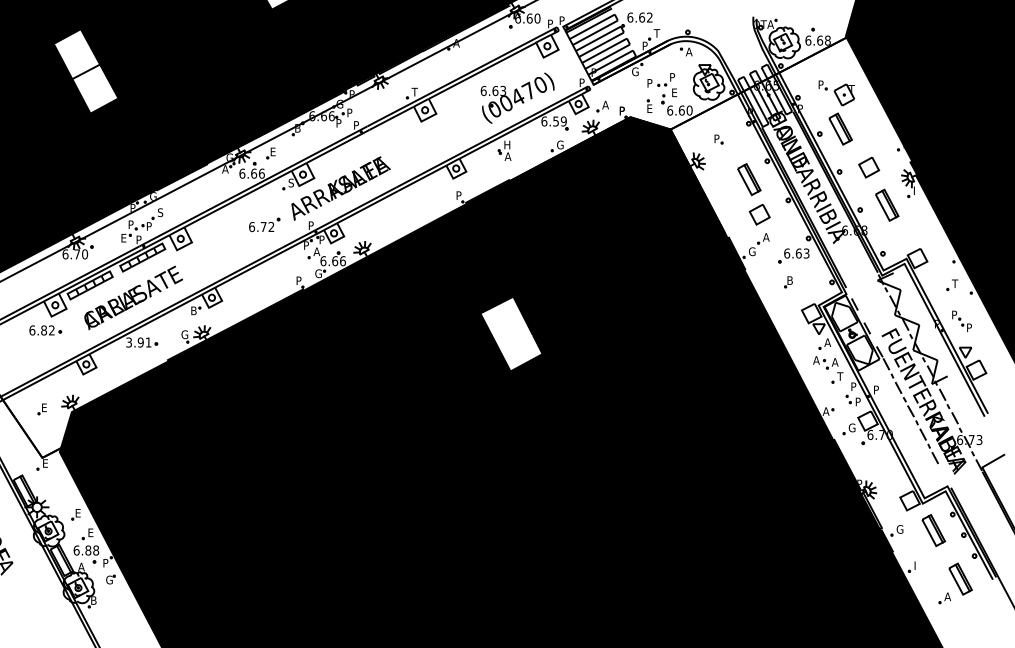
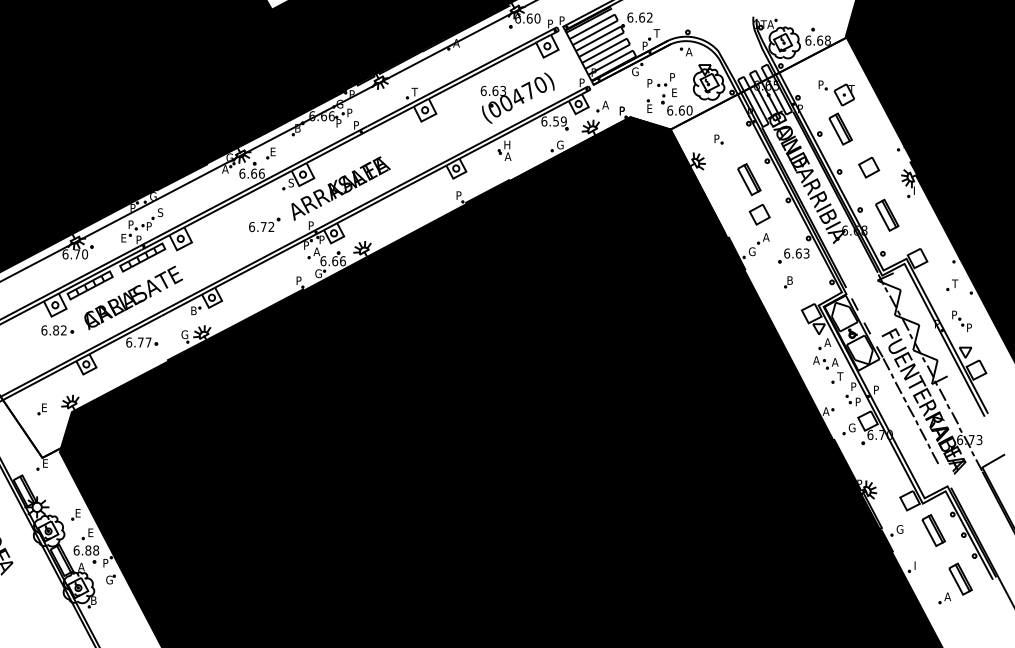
fill: none -> present (85, 71)
part position: (887, 204) -> (887, 214) (887, 214)
part position: (45, 330) -> (57, 330) (57, 330)
fill: none -> present (511, 333)
text: 3.91 -> 6.77 (138, 342)
